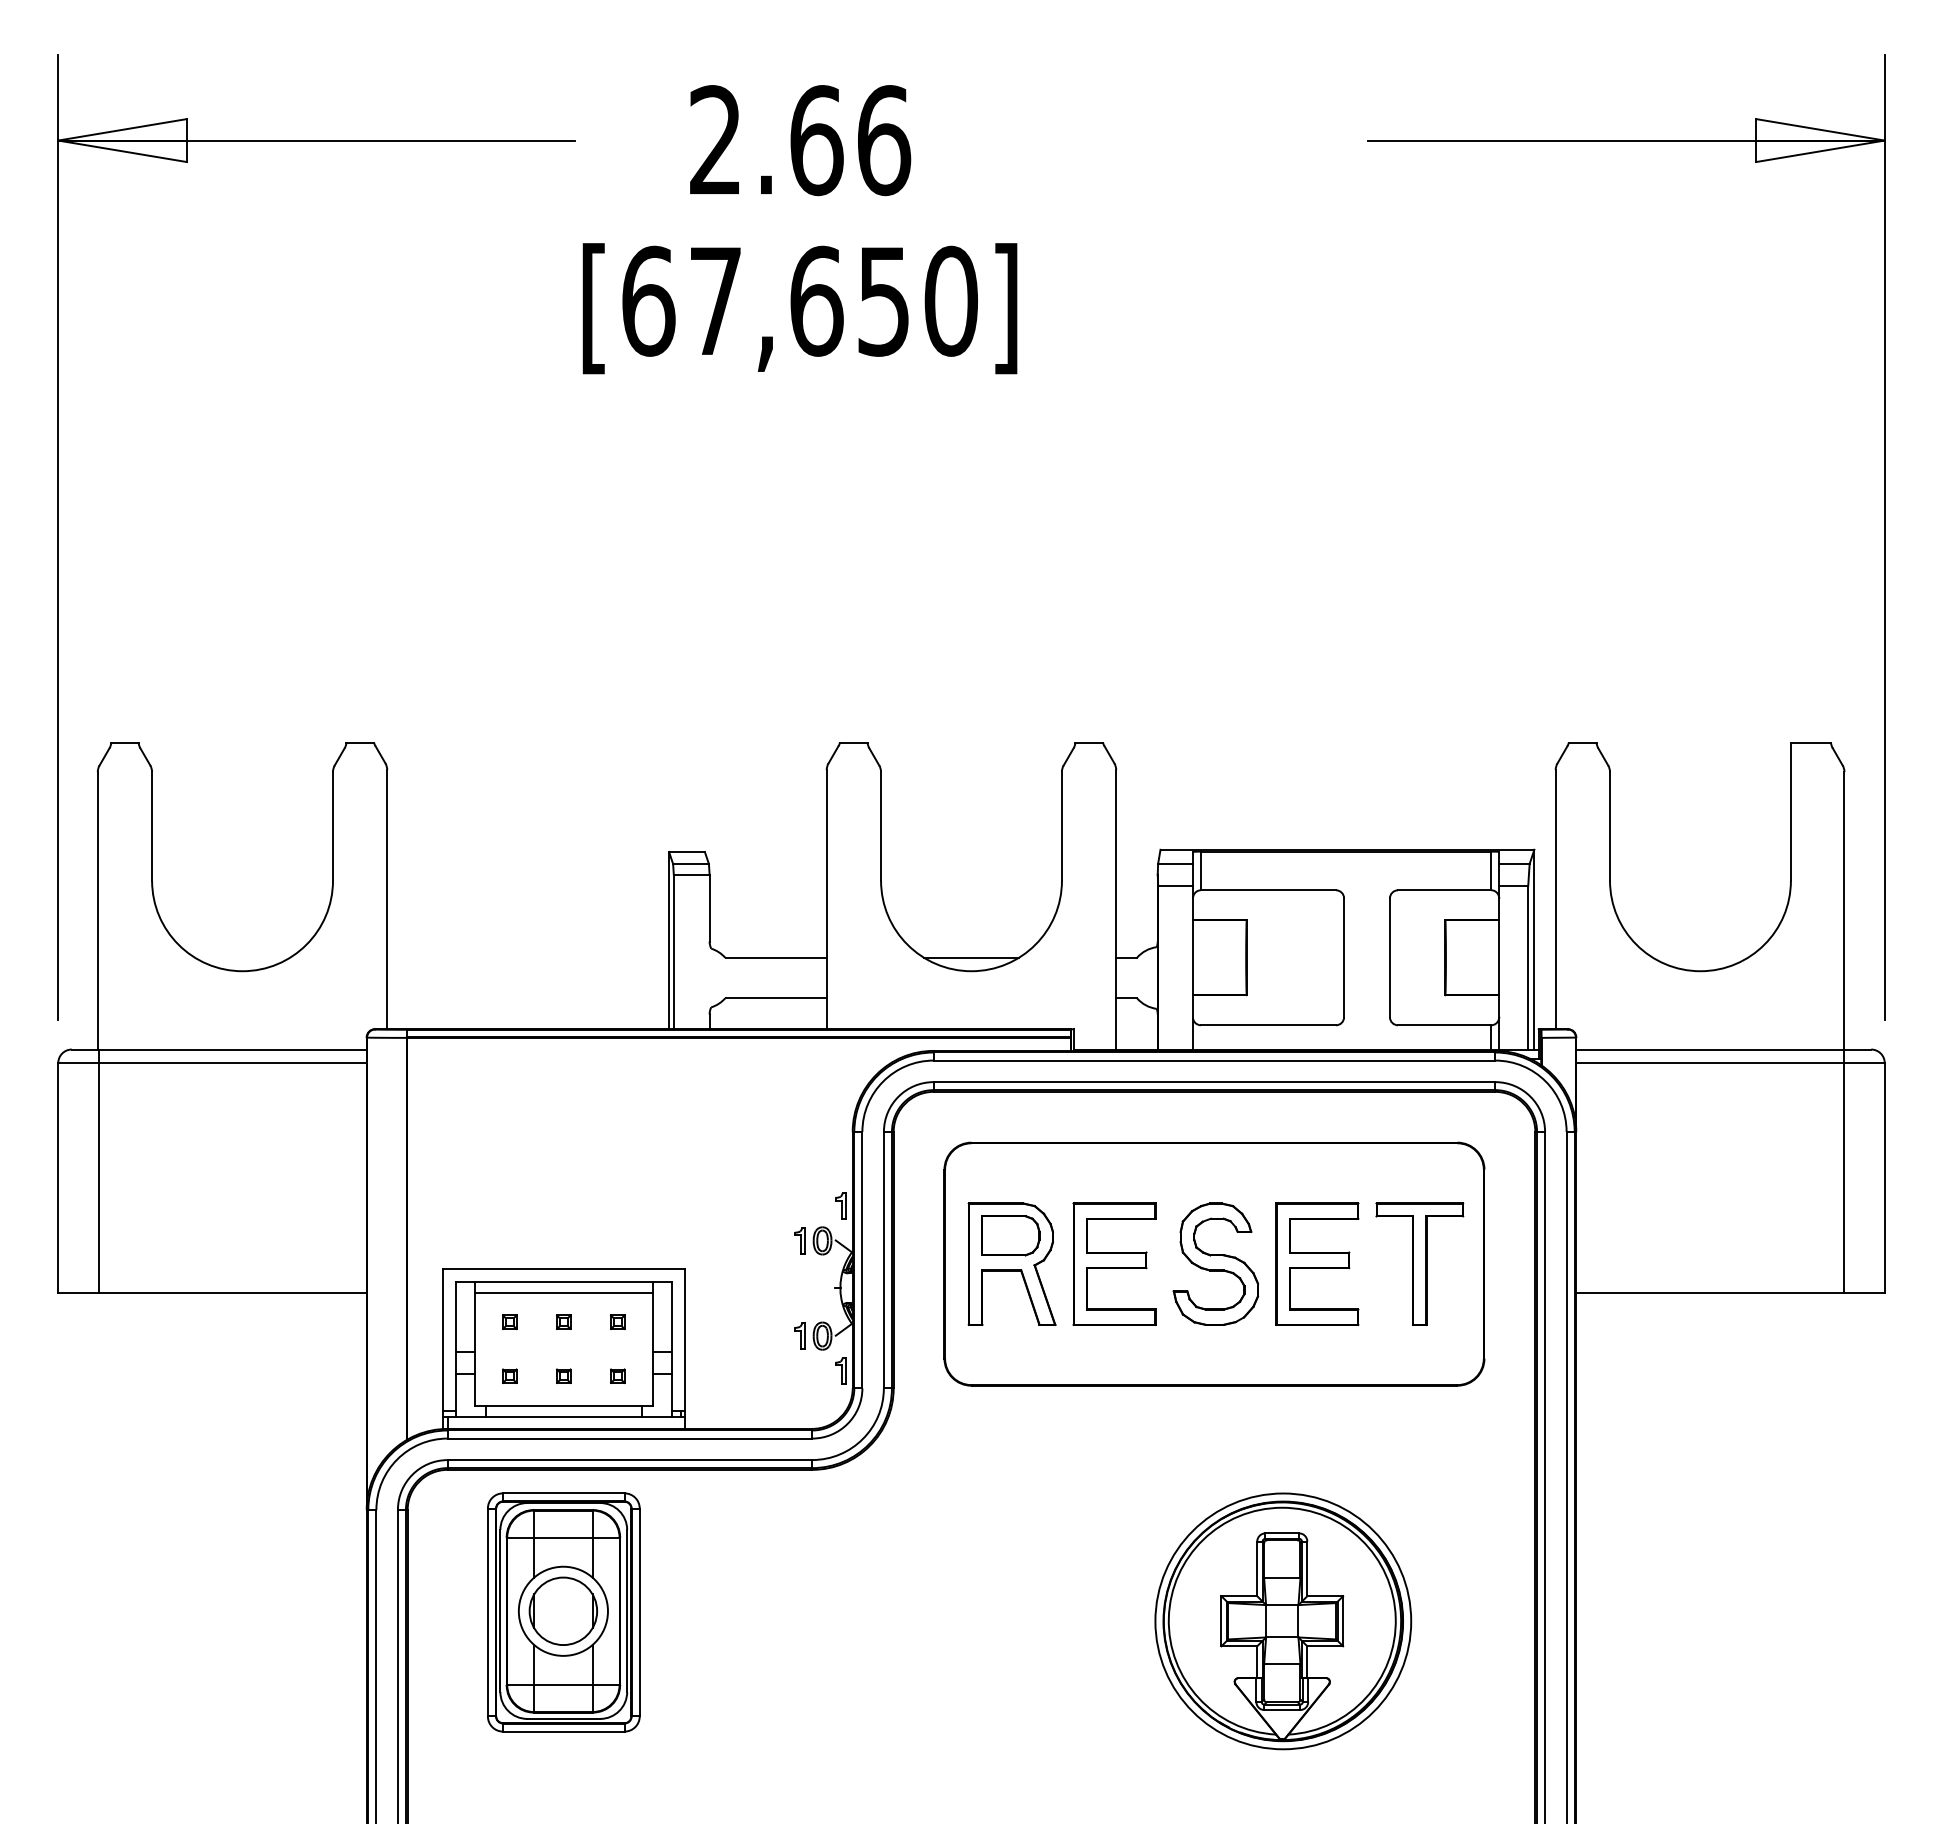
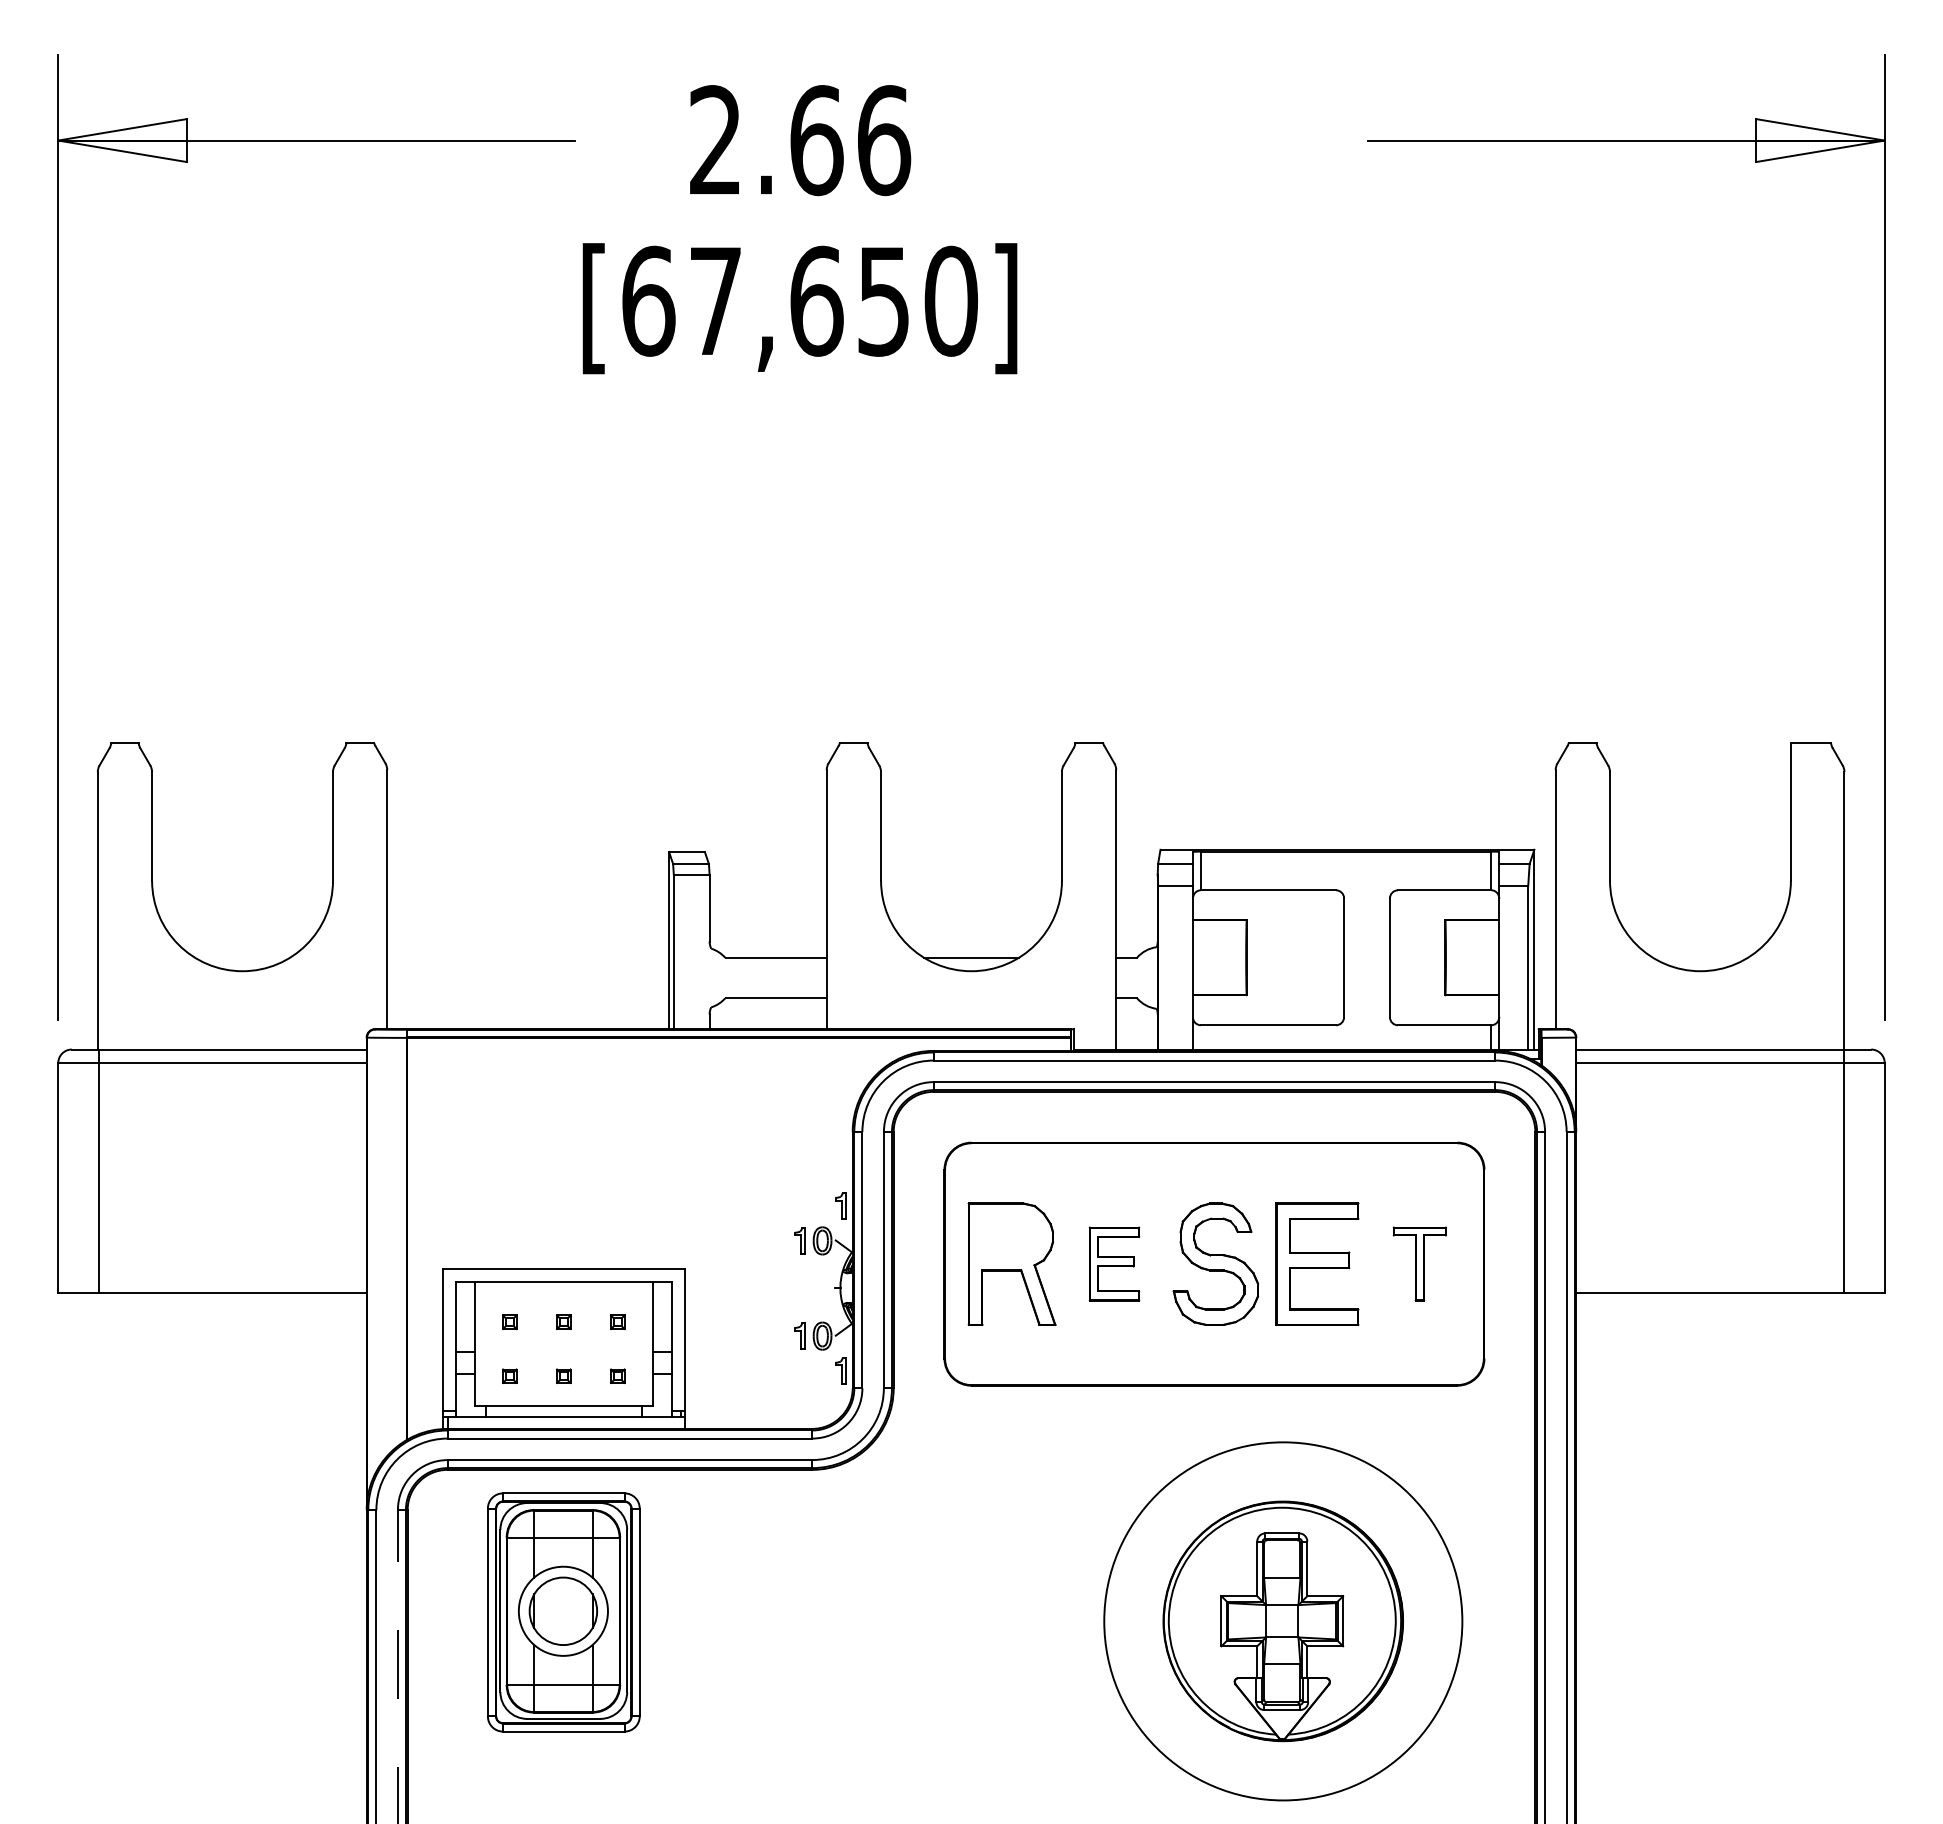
part: present -> none (1010, 1235)
part size: 85x124 px -> 53x76 px (1114, 1263)
part size: 90x124 px -> 55x76 px (1419, 1263)
line: present -> none (563, 1292)
circle diameter: 256 px -> 358 px (1283, 1621)
line: solid -> dashed (397, 1666)
